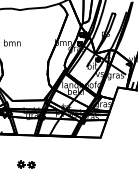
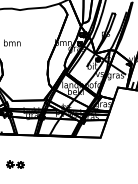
part position: (26, 164) -> (15, 164) (15, 164)
